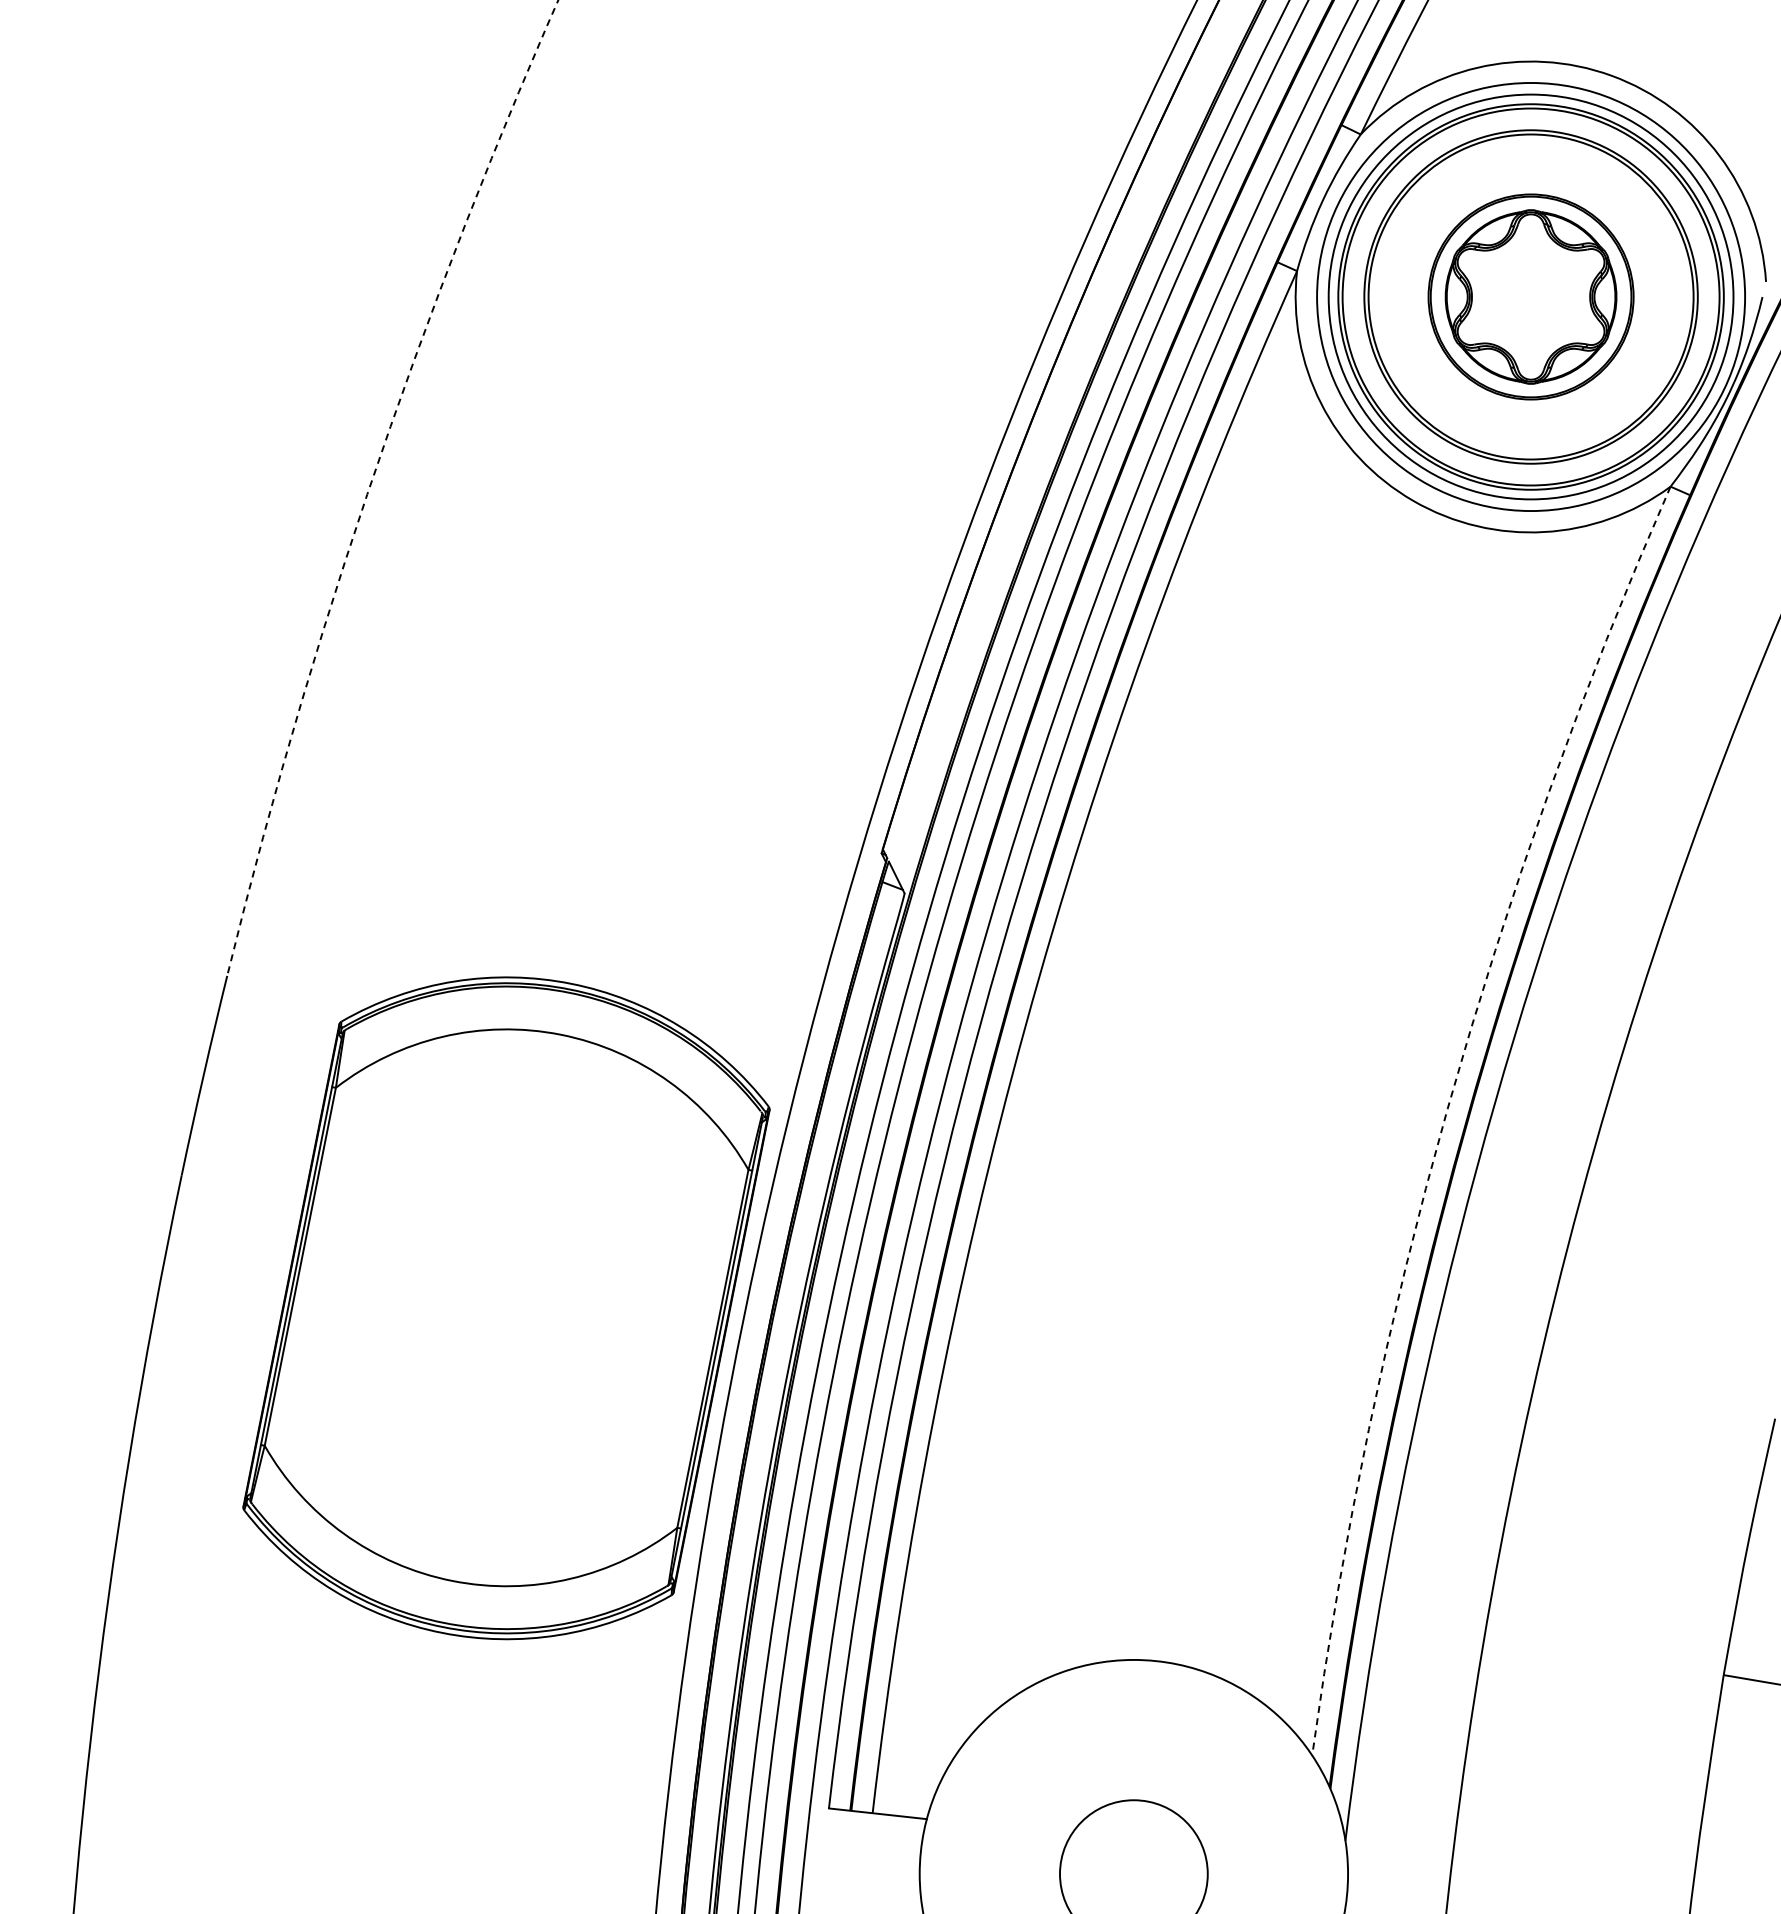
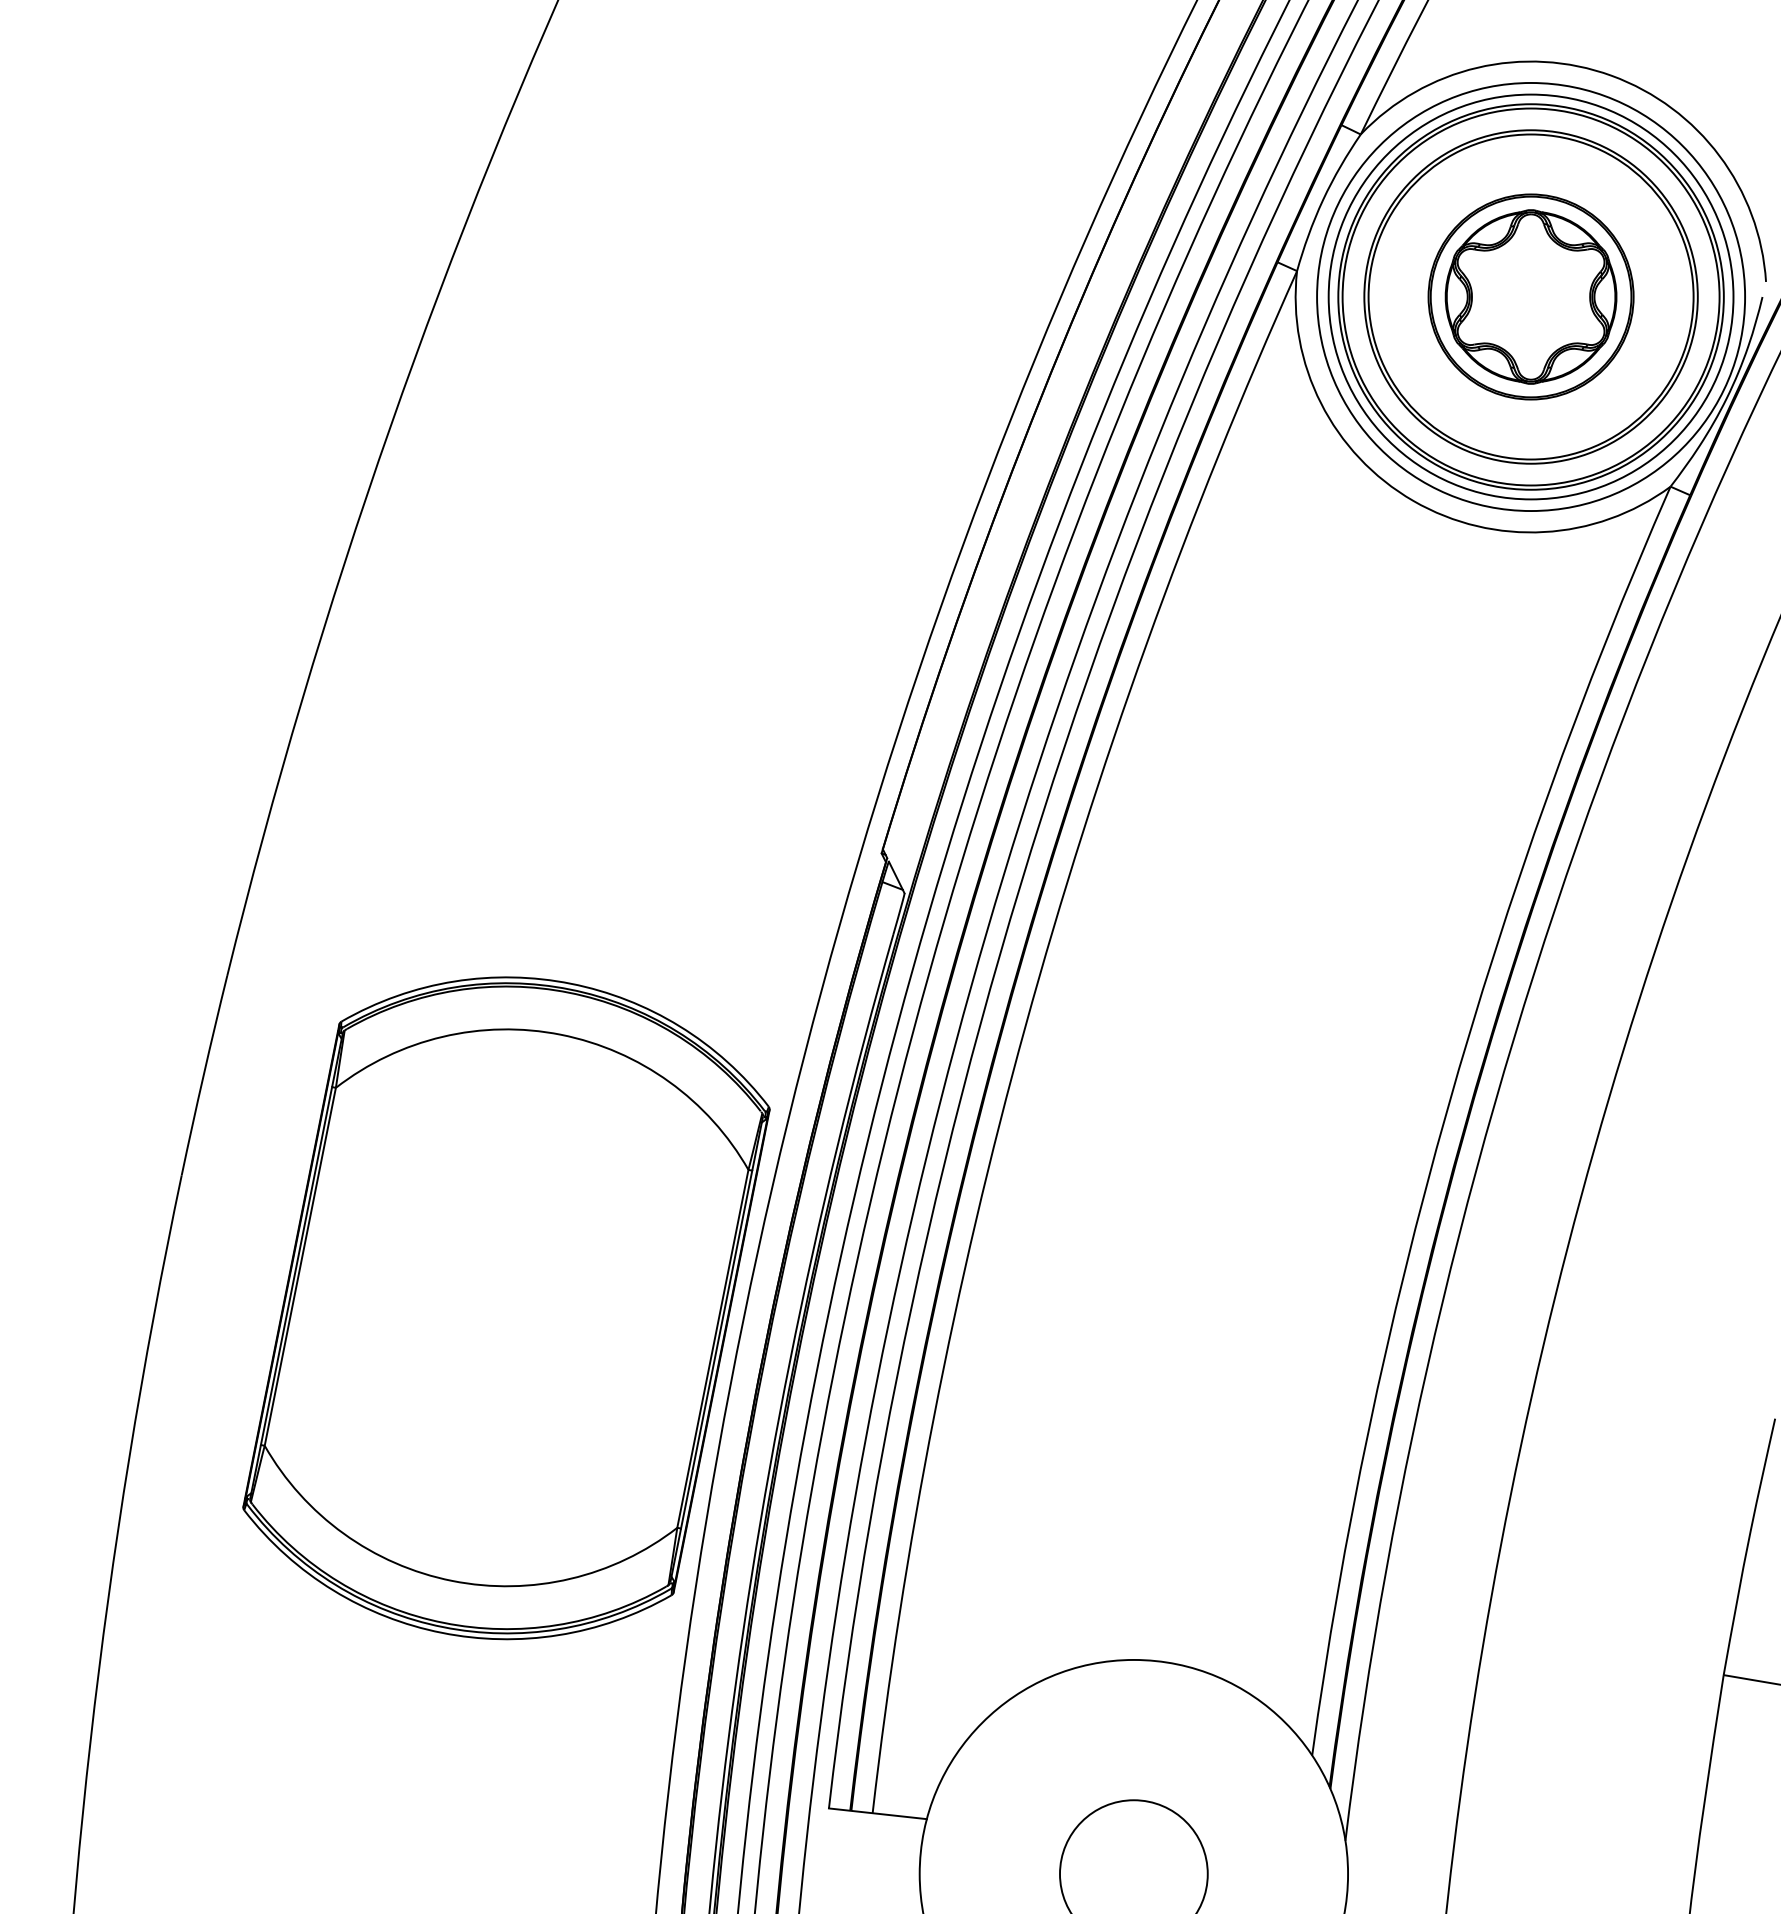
arc: dashed -> solid (371, 481)
arc: dashed -> solid (1447, 1108)
